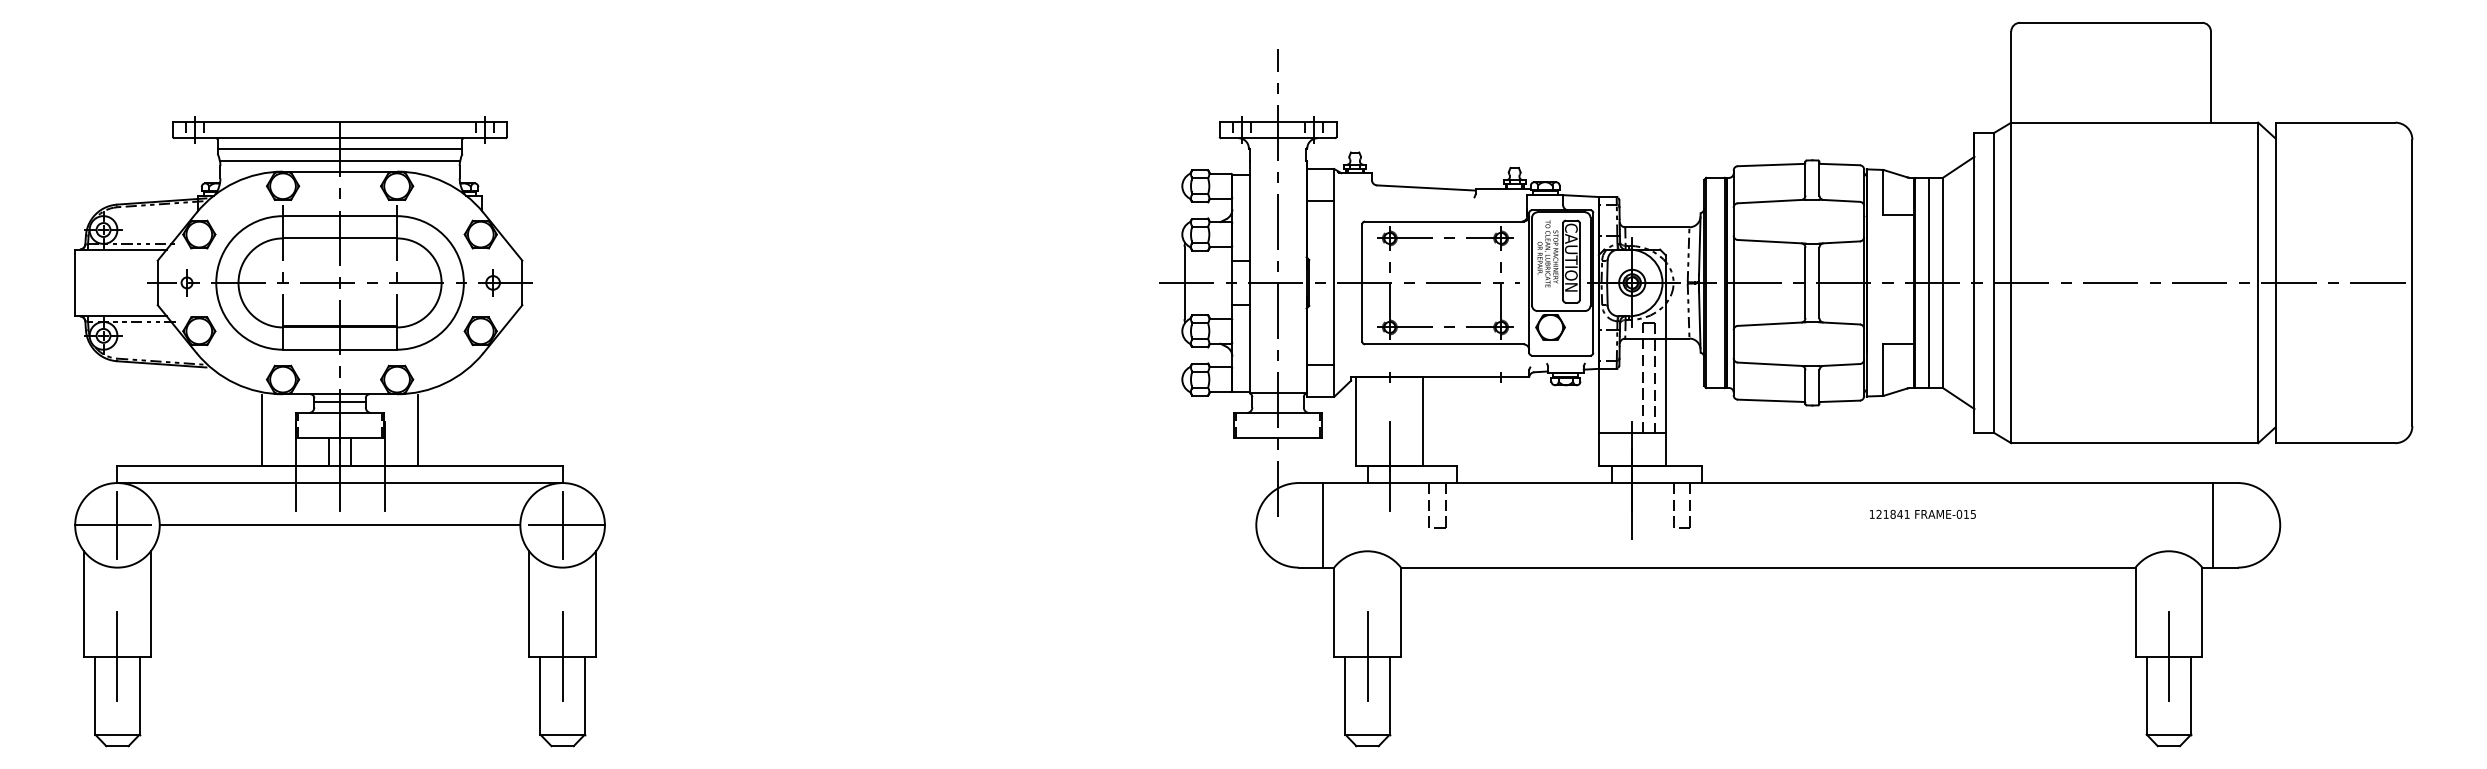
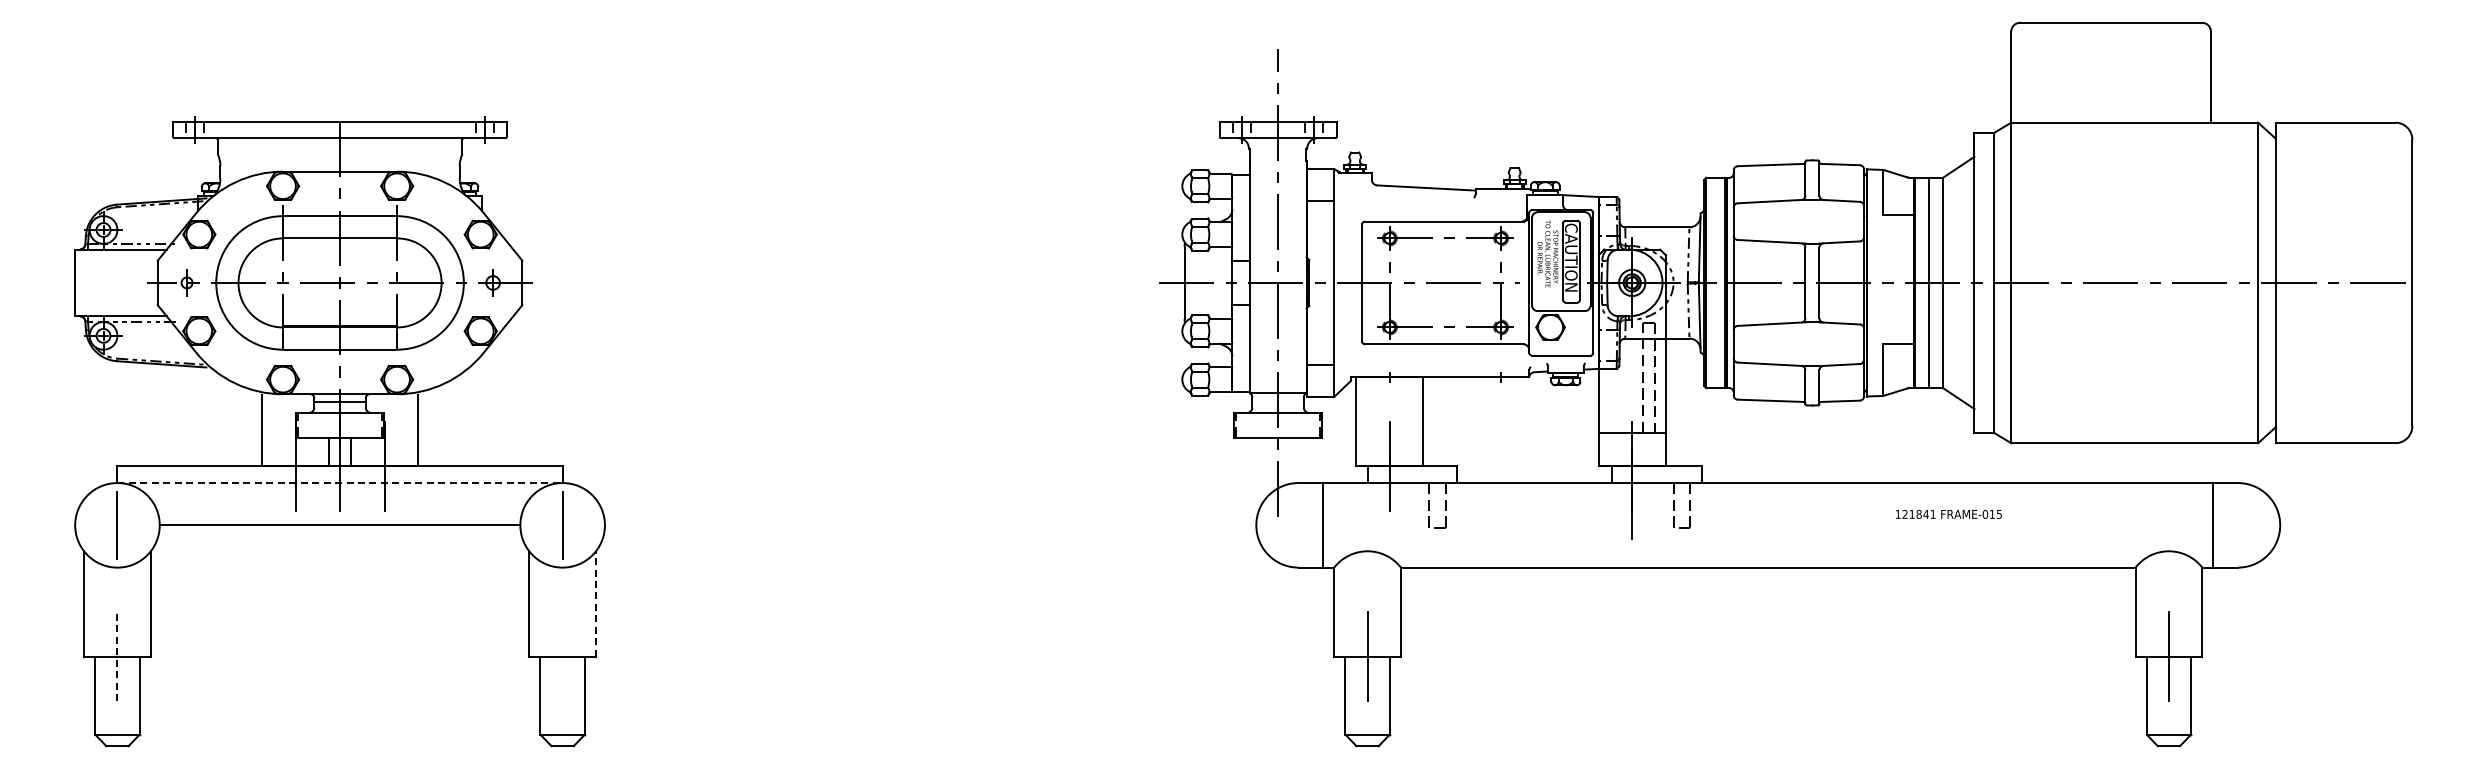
line: present -> none (339, 149)
line: present -> none (339, 160)
line: solid -> dashed (340, 483)
text position: (1922, 513) -> (1948, 513) (1948, 513)
line: present -> none (112, 525)
line: present -> none (566, 525)
line: solid -> dashed (596, 603)
line: solid -> dashed (117, 656)
line: present -> none (562, 656)
